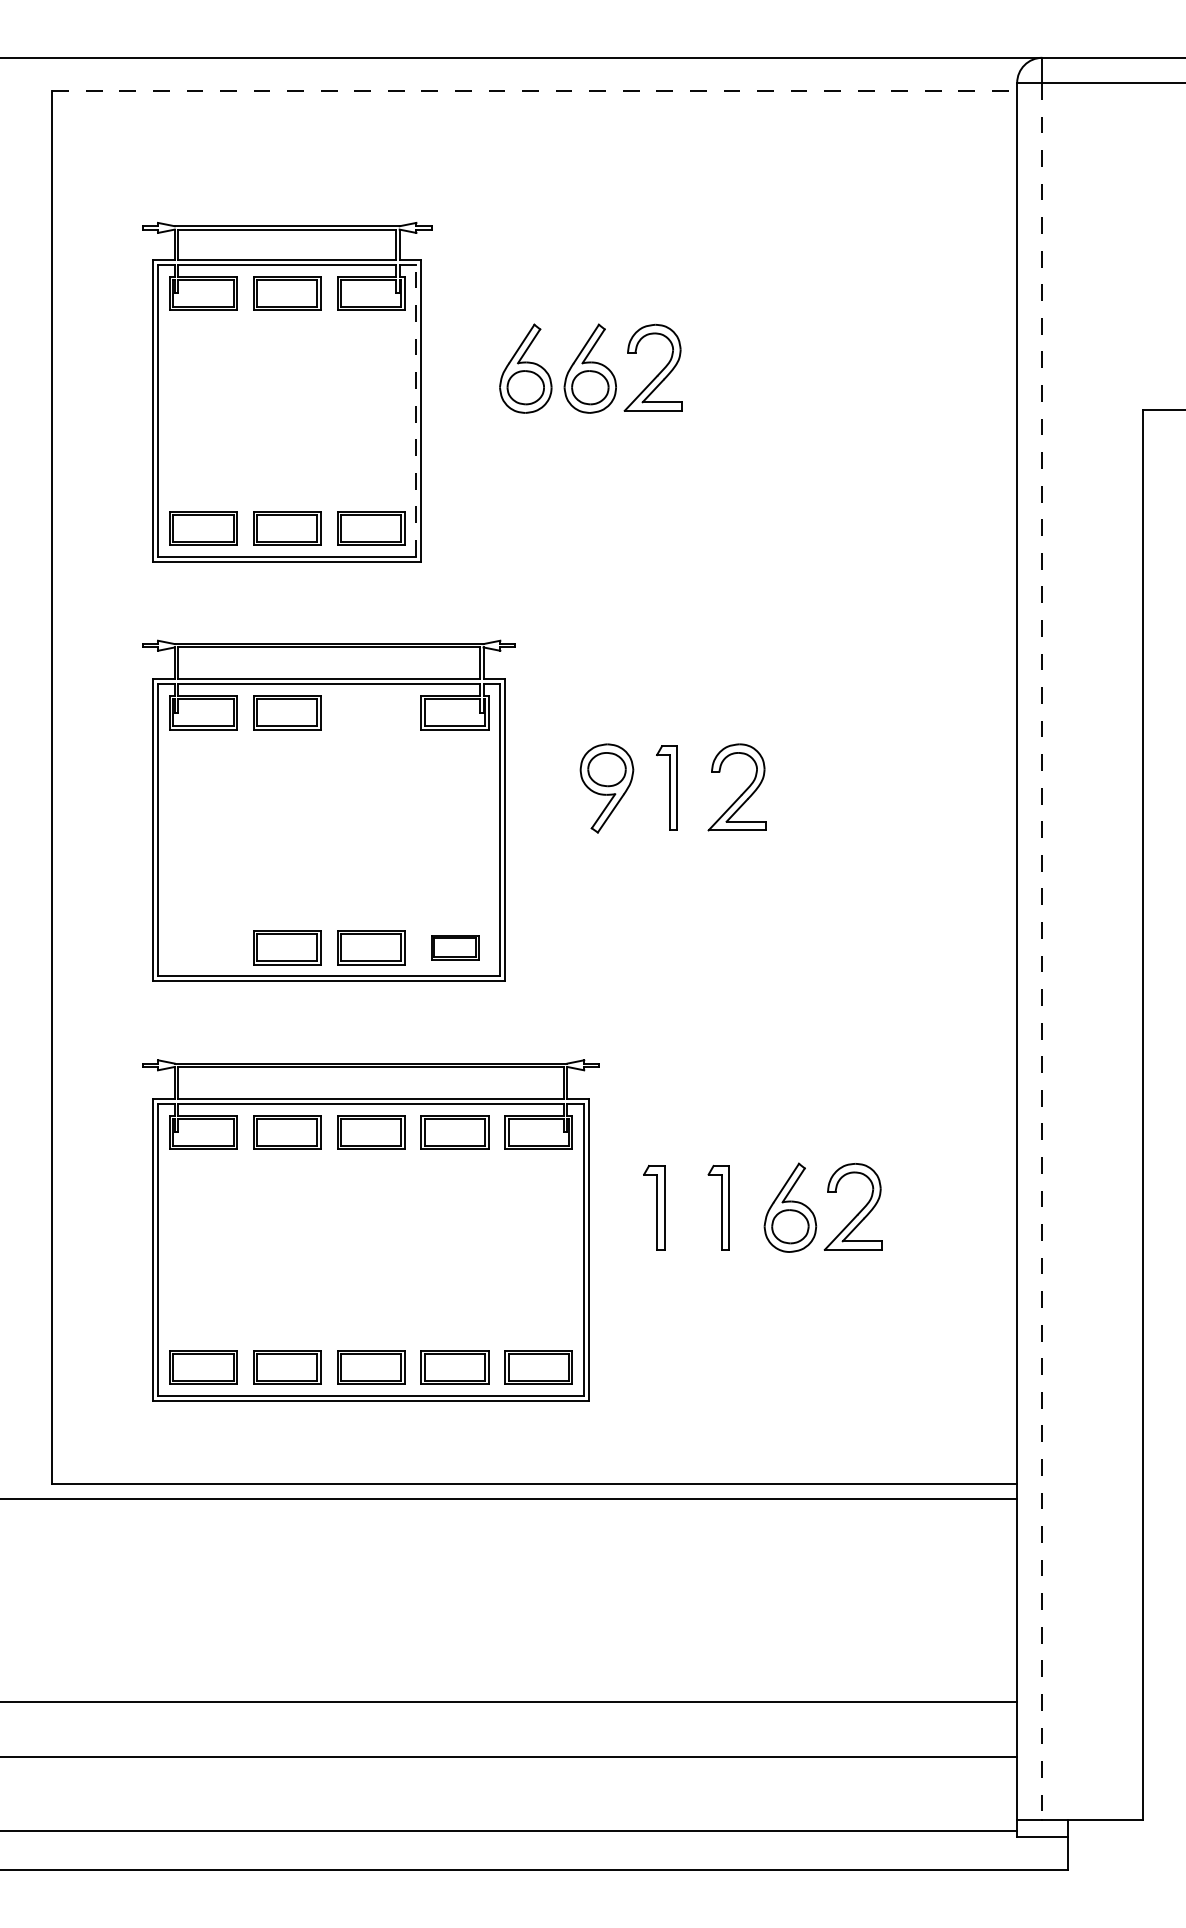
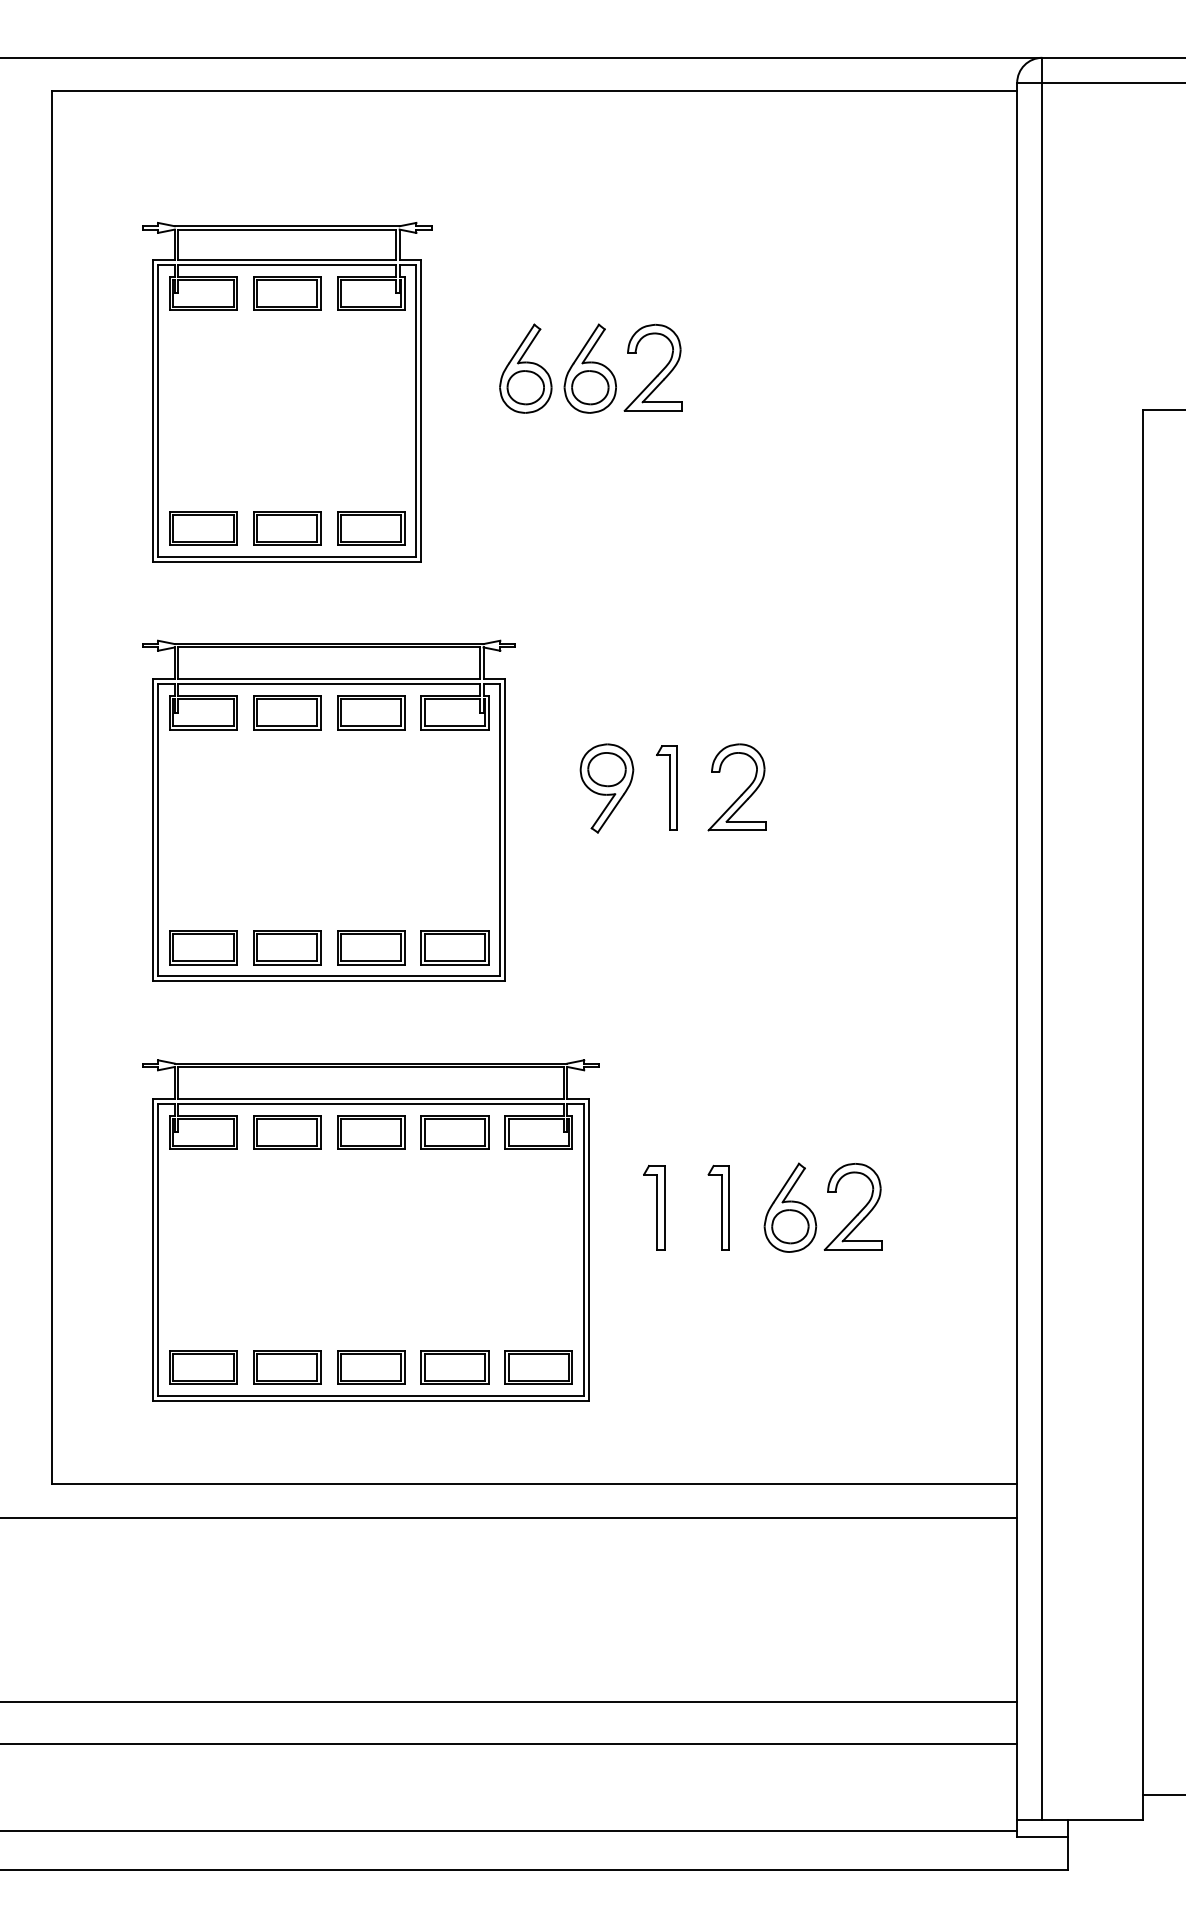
line: dashed -> solid (535, 91)
line: dashed -> solid (416, 410)
part: none -> present (371, 712)
part: none -> present (203, 947)
part size: 49x26 px -> 70x36 px (454, 947)
line: dashed -> solid (1042, 951)
line position: (509, 1498) -> (509, 1517) (509, 1517)
line position: (509, 1757) -> (509, 1744) (509, 1744)
line: none -> present (1162, 1794)
